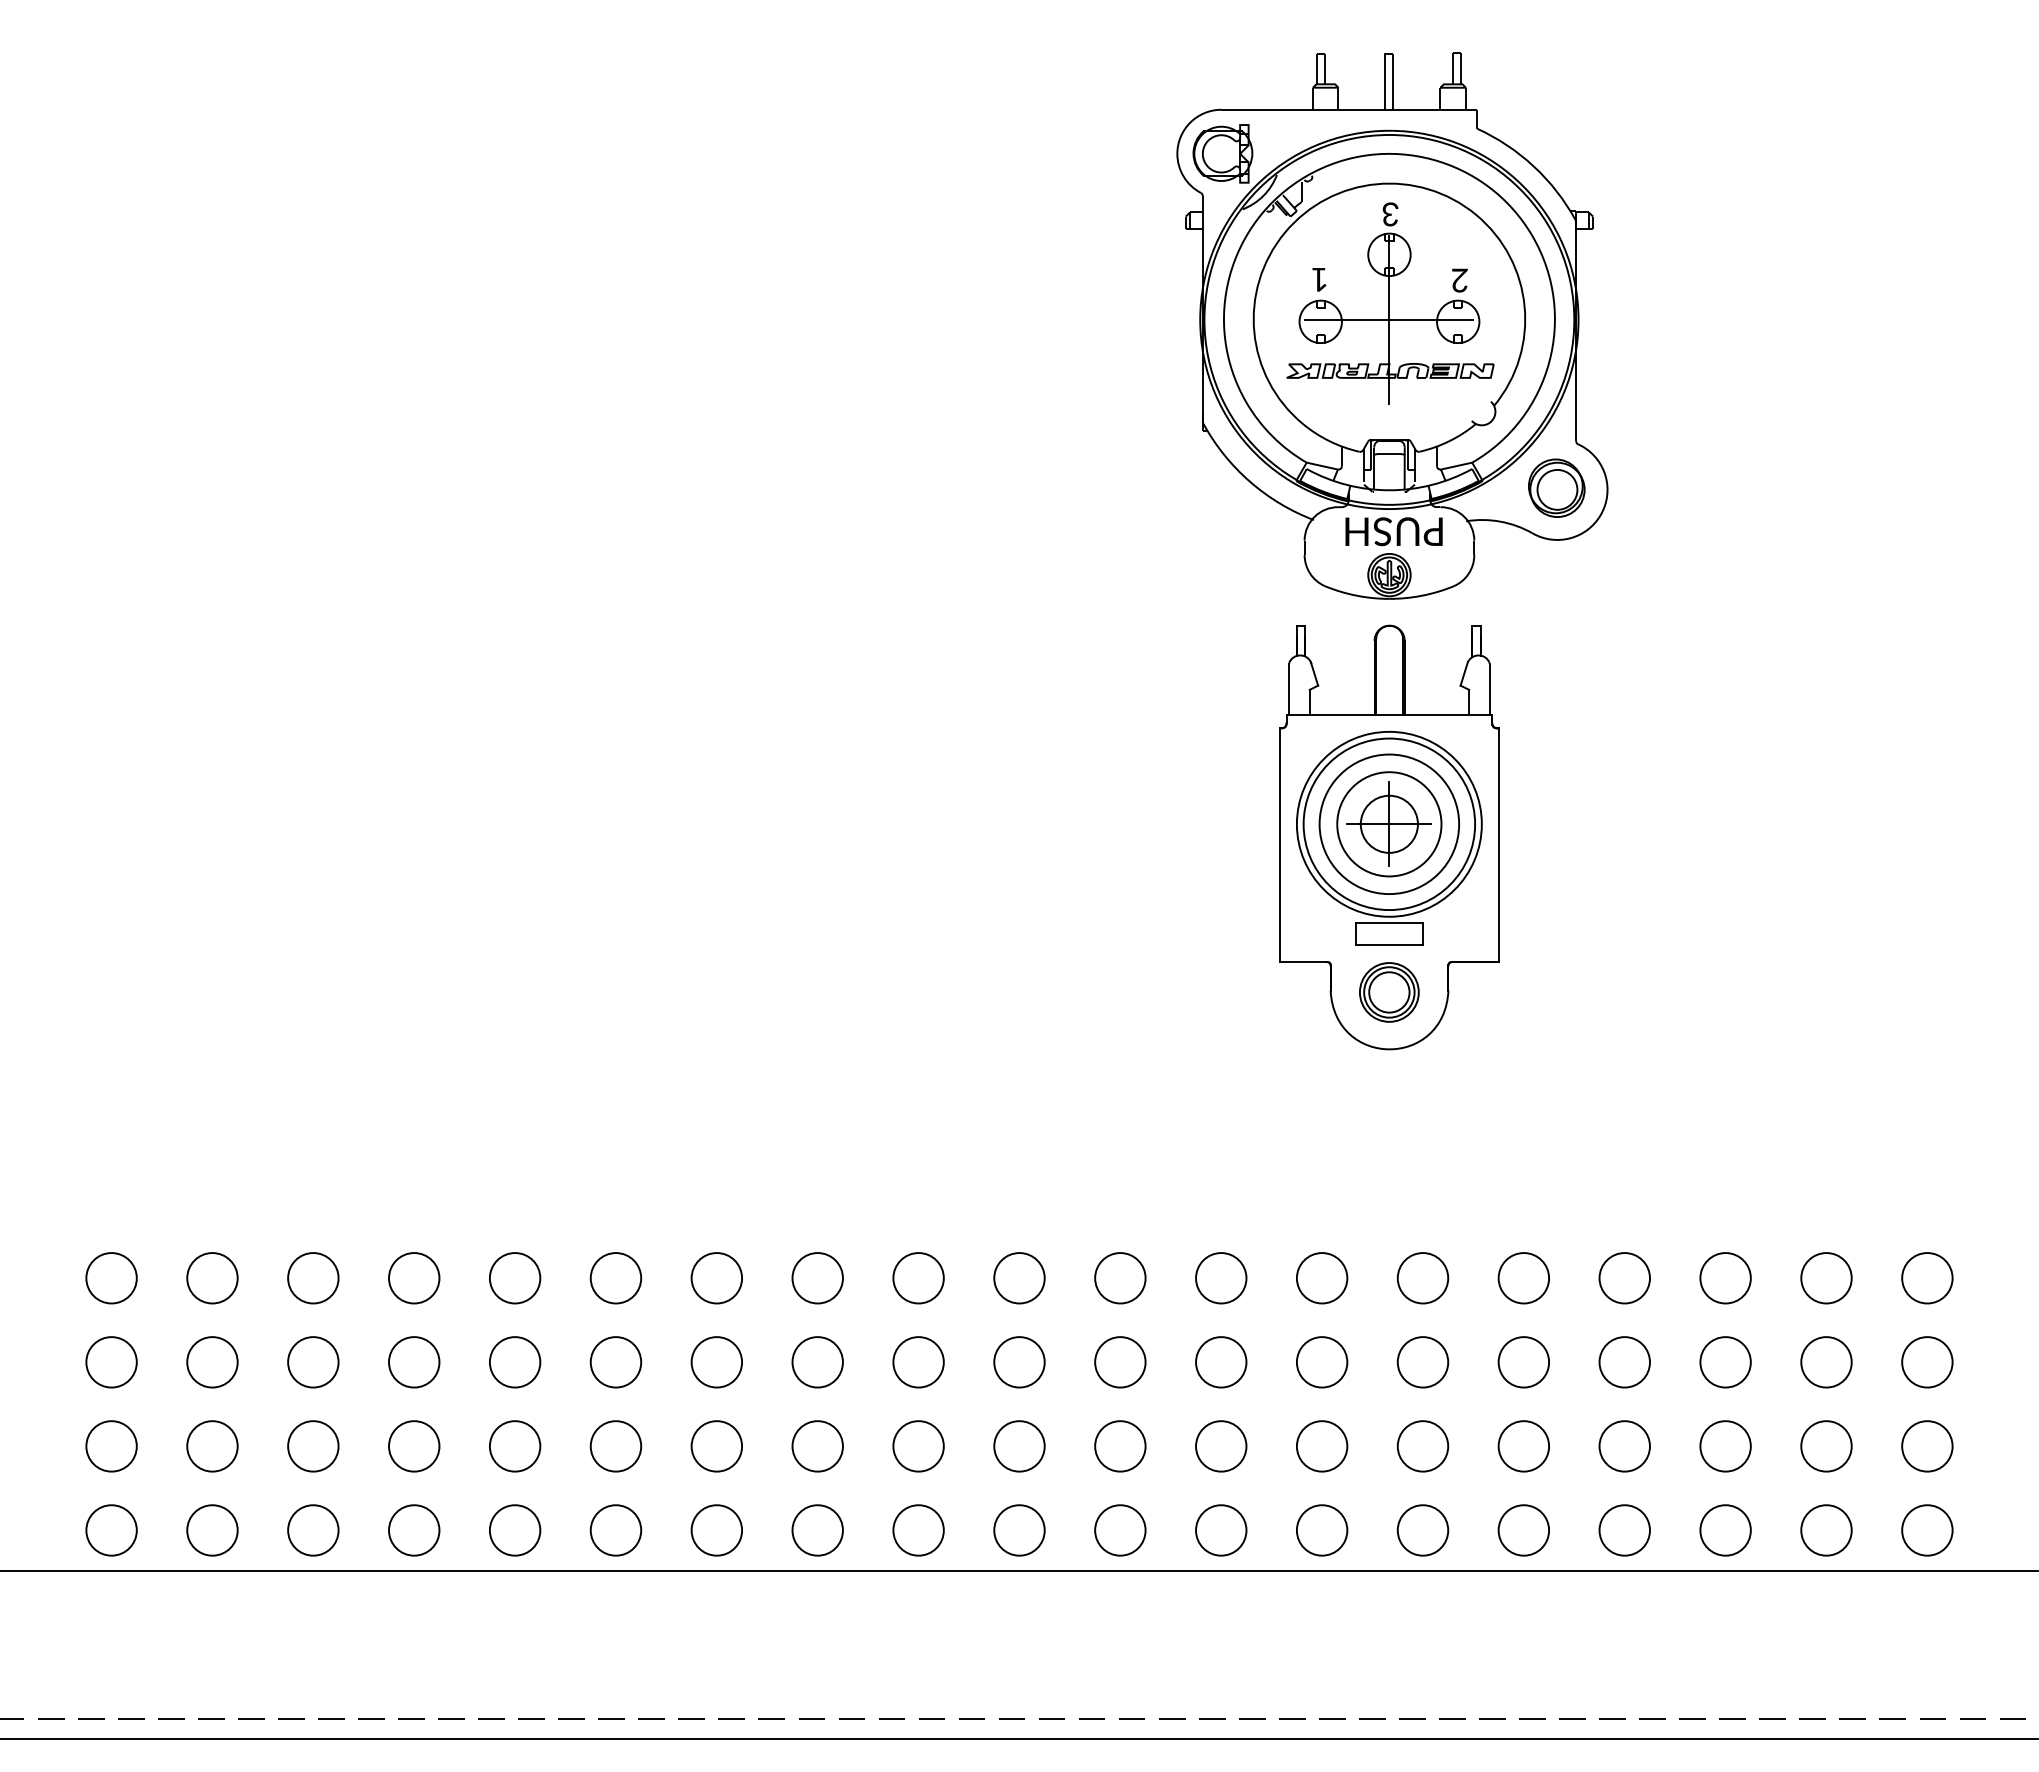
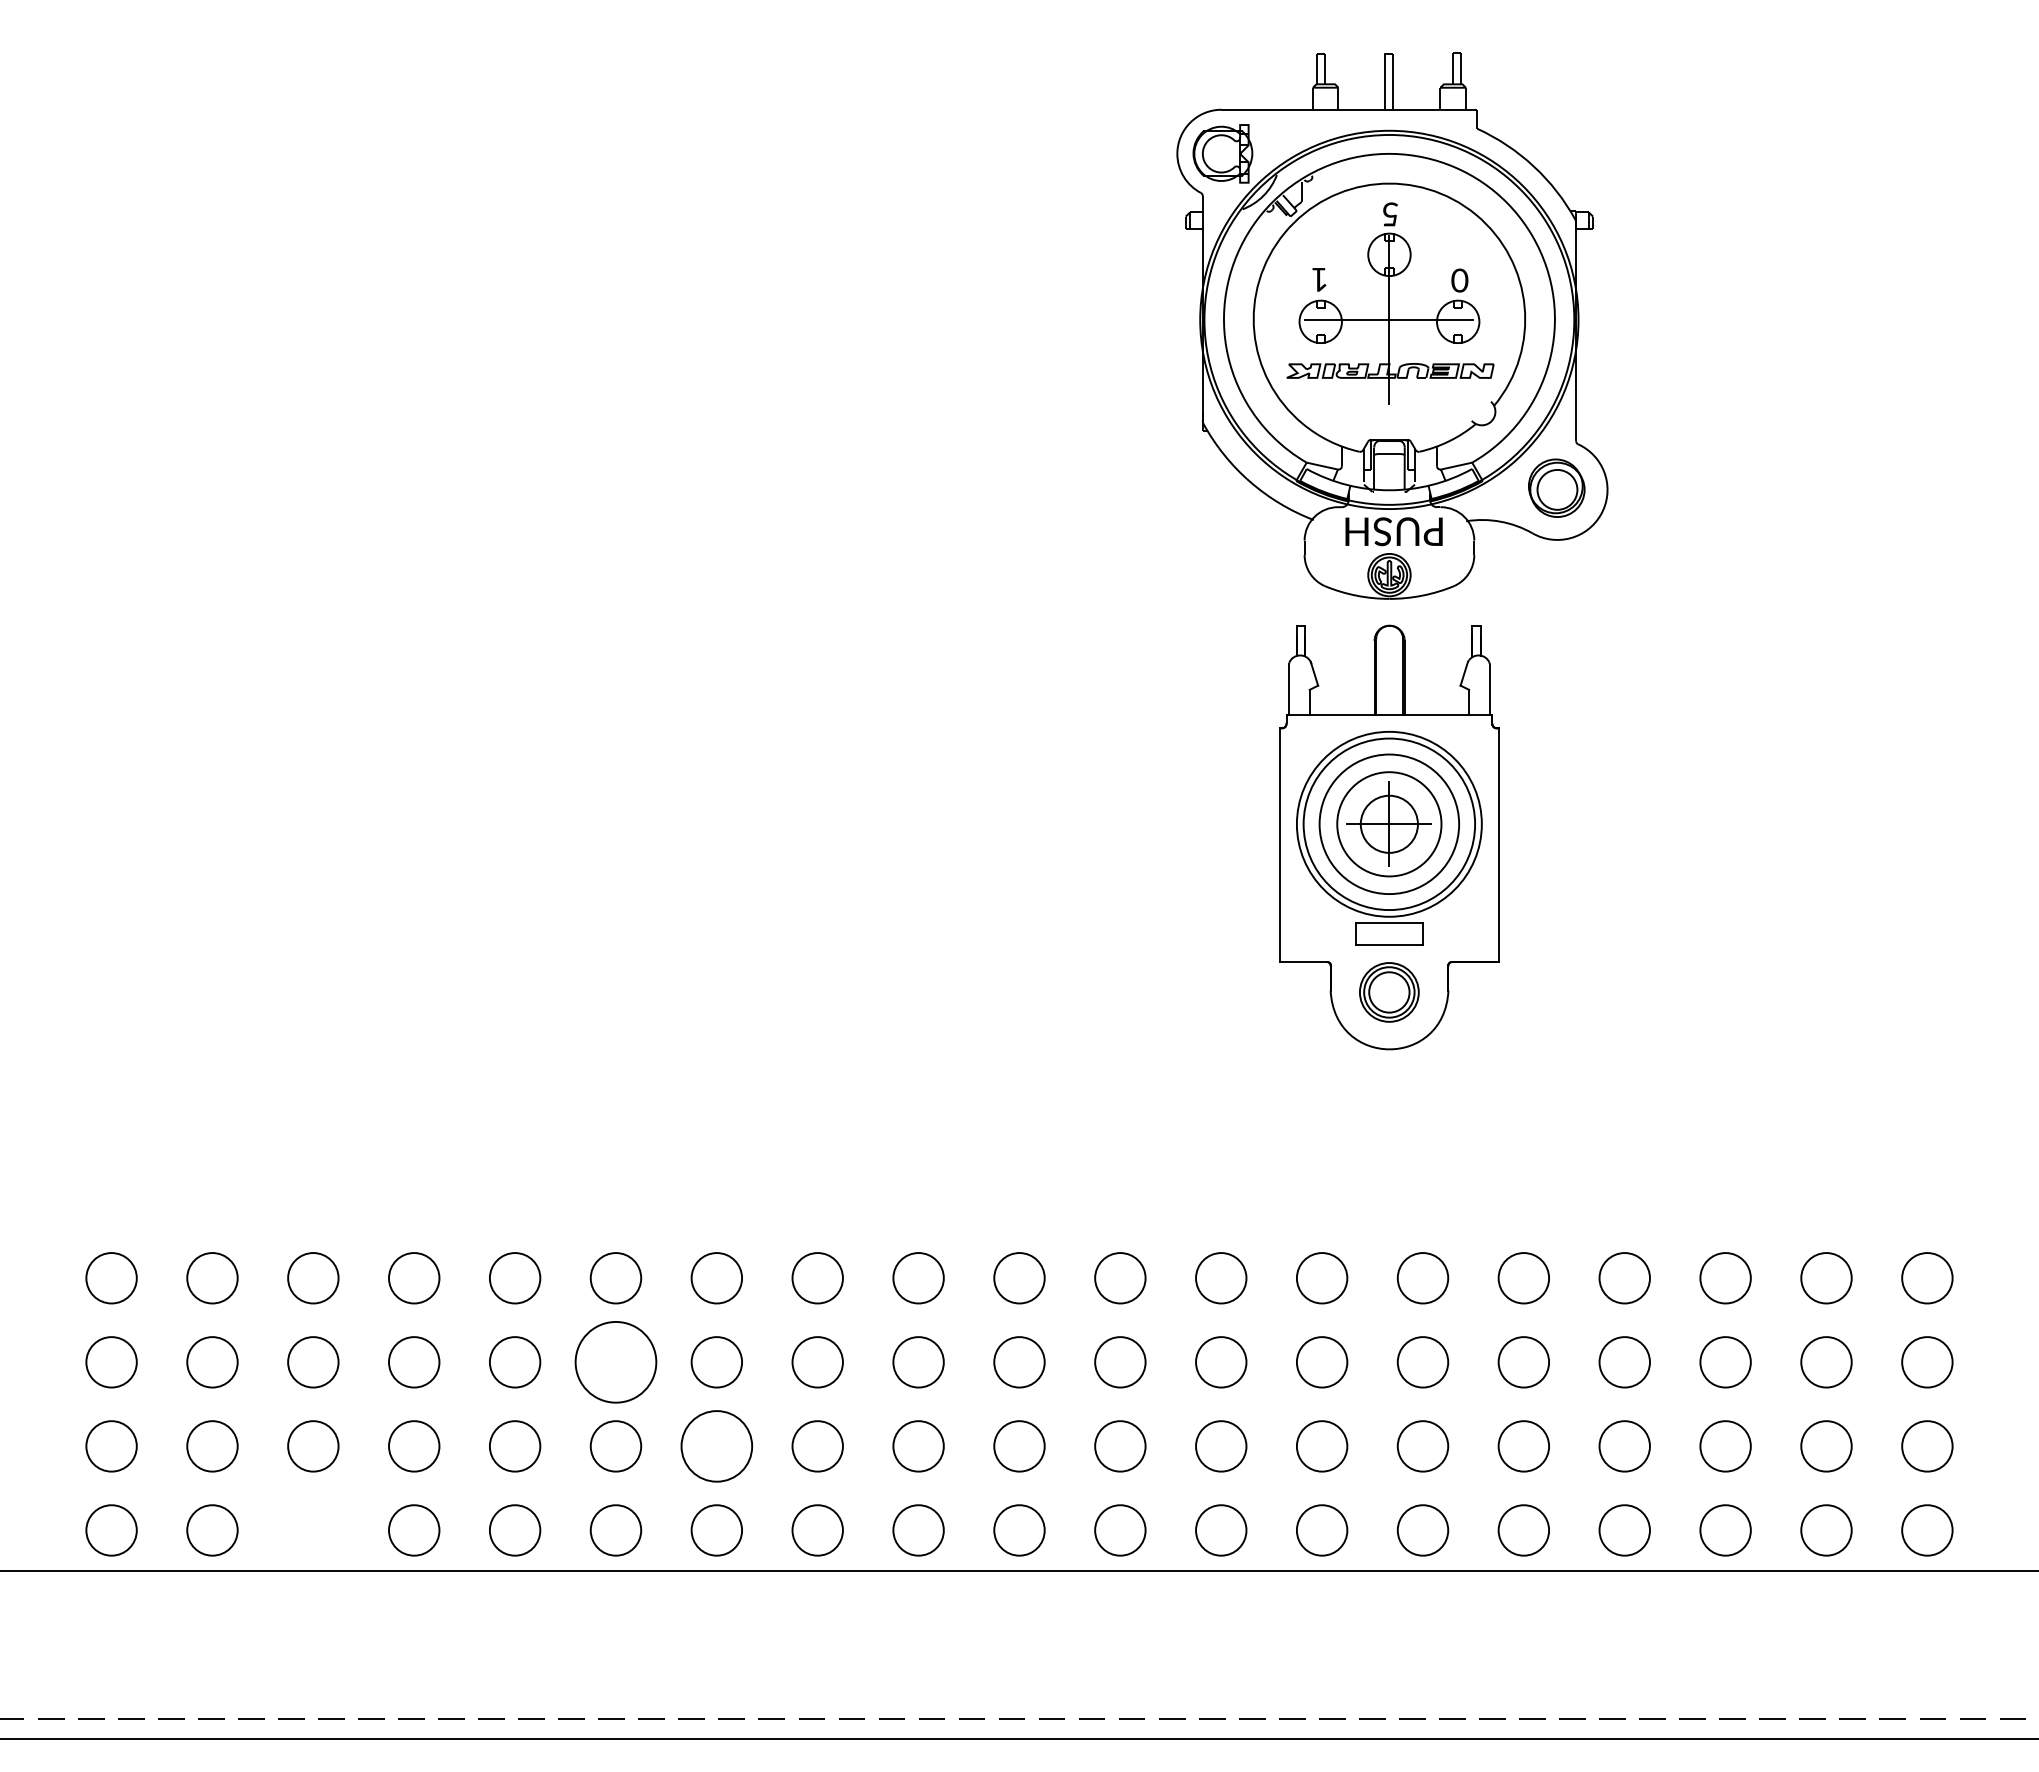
text: 3 -> 5 (1390, 214)
text: 2 -> 0 (1459, 280)
circle diameter: 50 px -> 81 px (615, 1361)
circle diameter: 50 px -> 71 px (716, 1446)
circle: present -> none (313, 1530)
